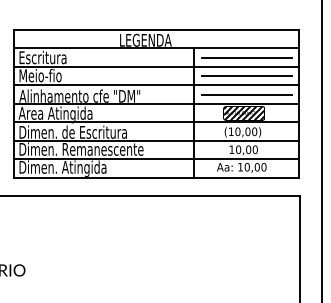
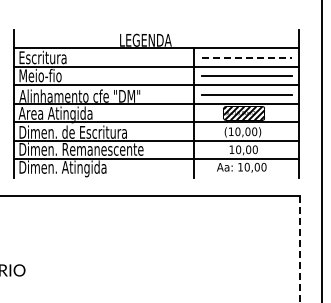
line: present -> none (156, 30)
line: solid -> dashed (246, 57)
line: present -> none (156, 177)
line: solid -> dashed (300, 249)
